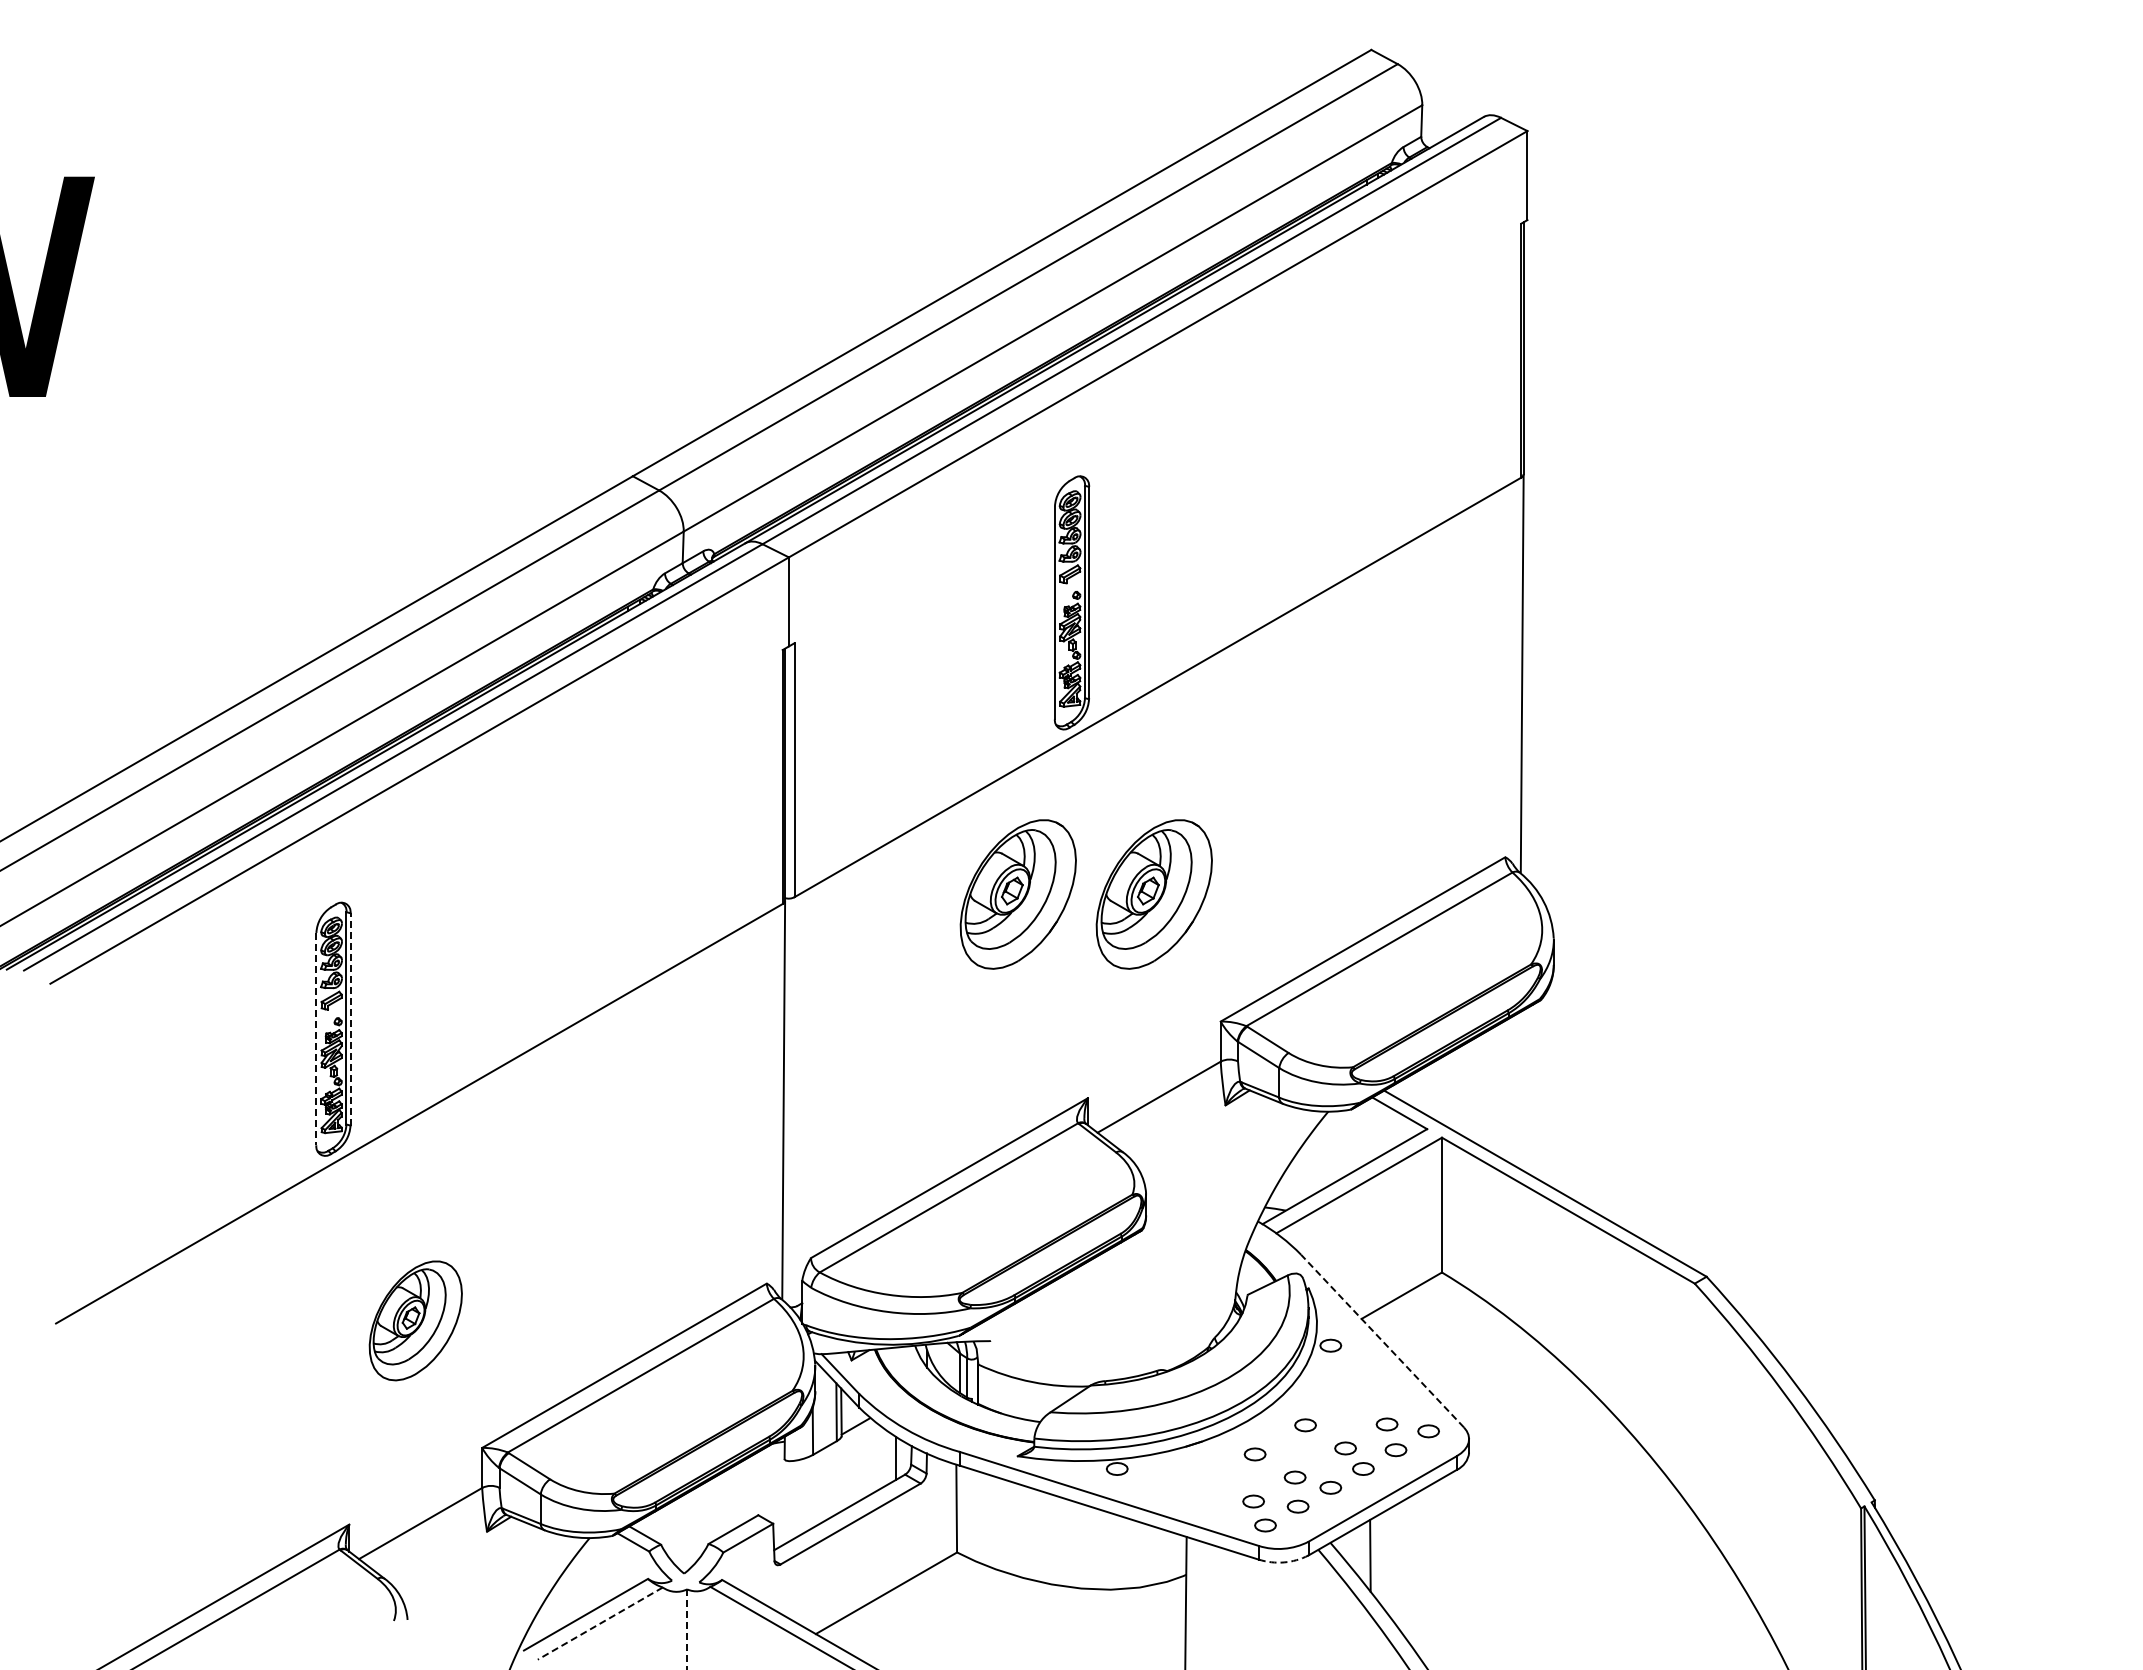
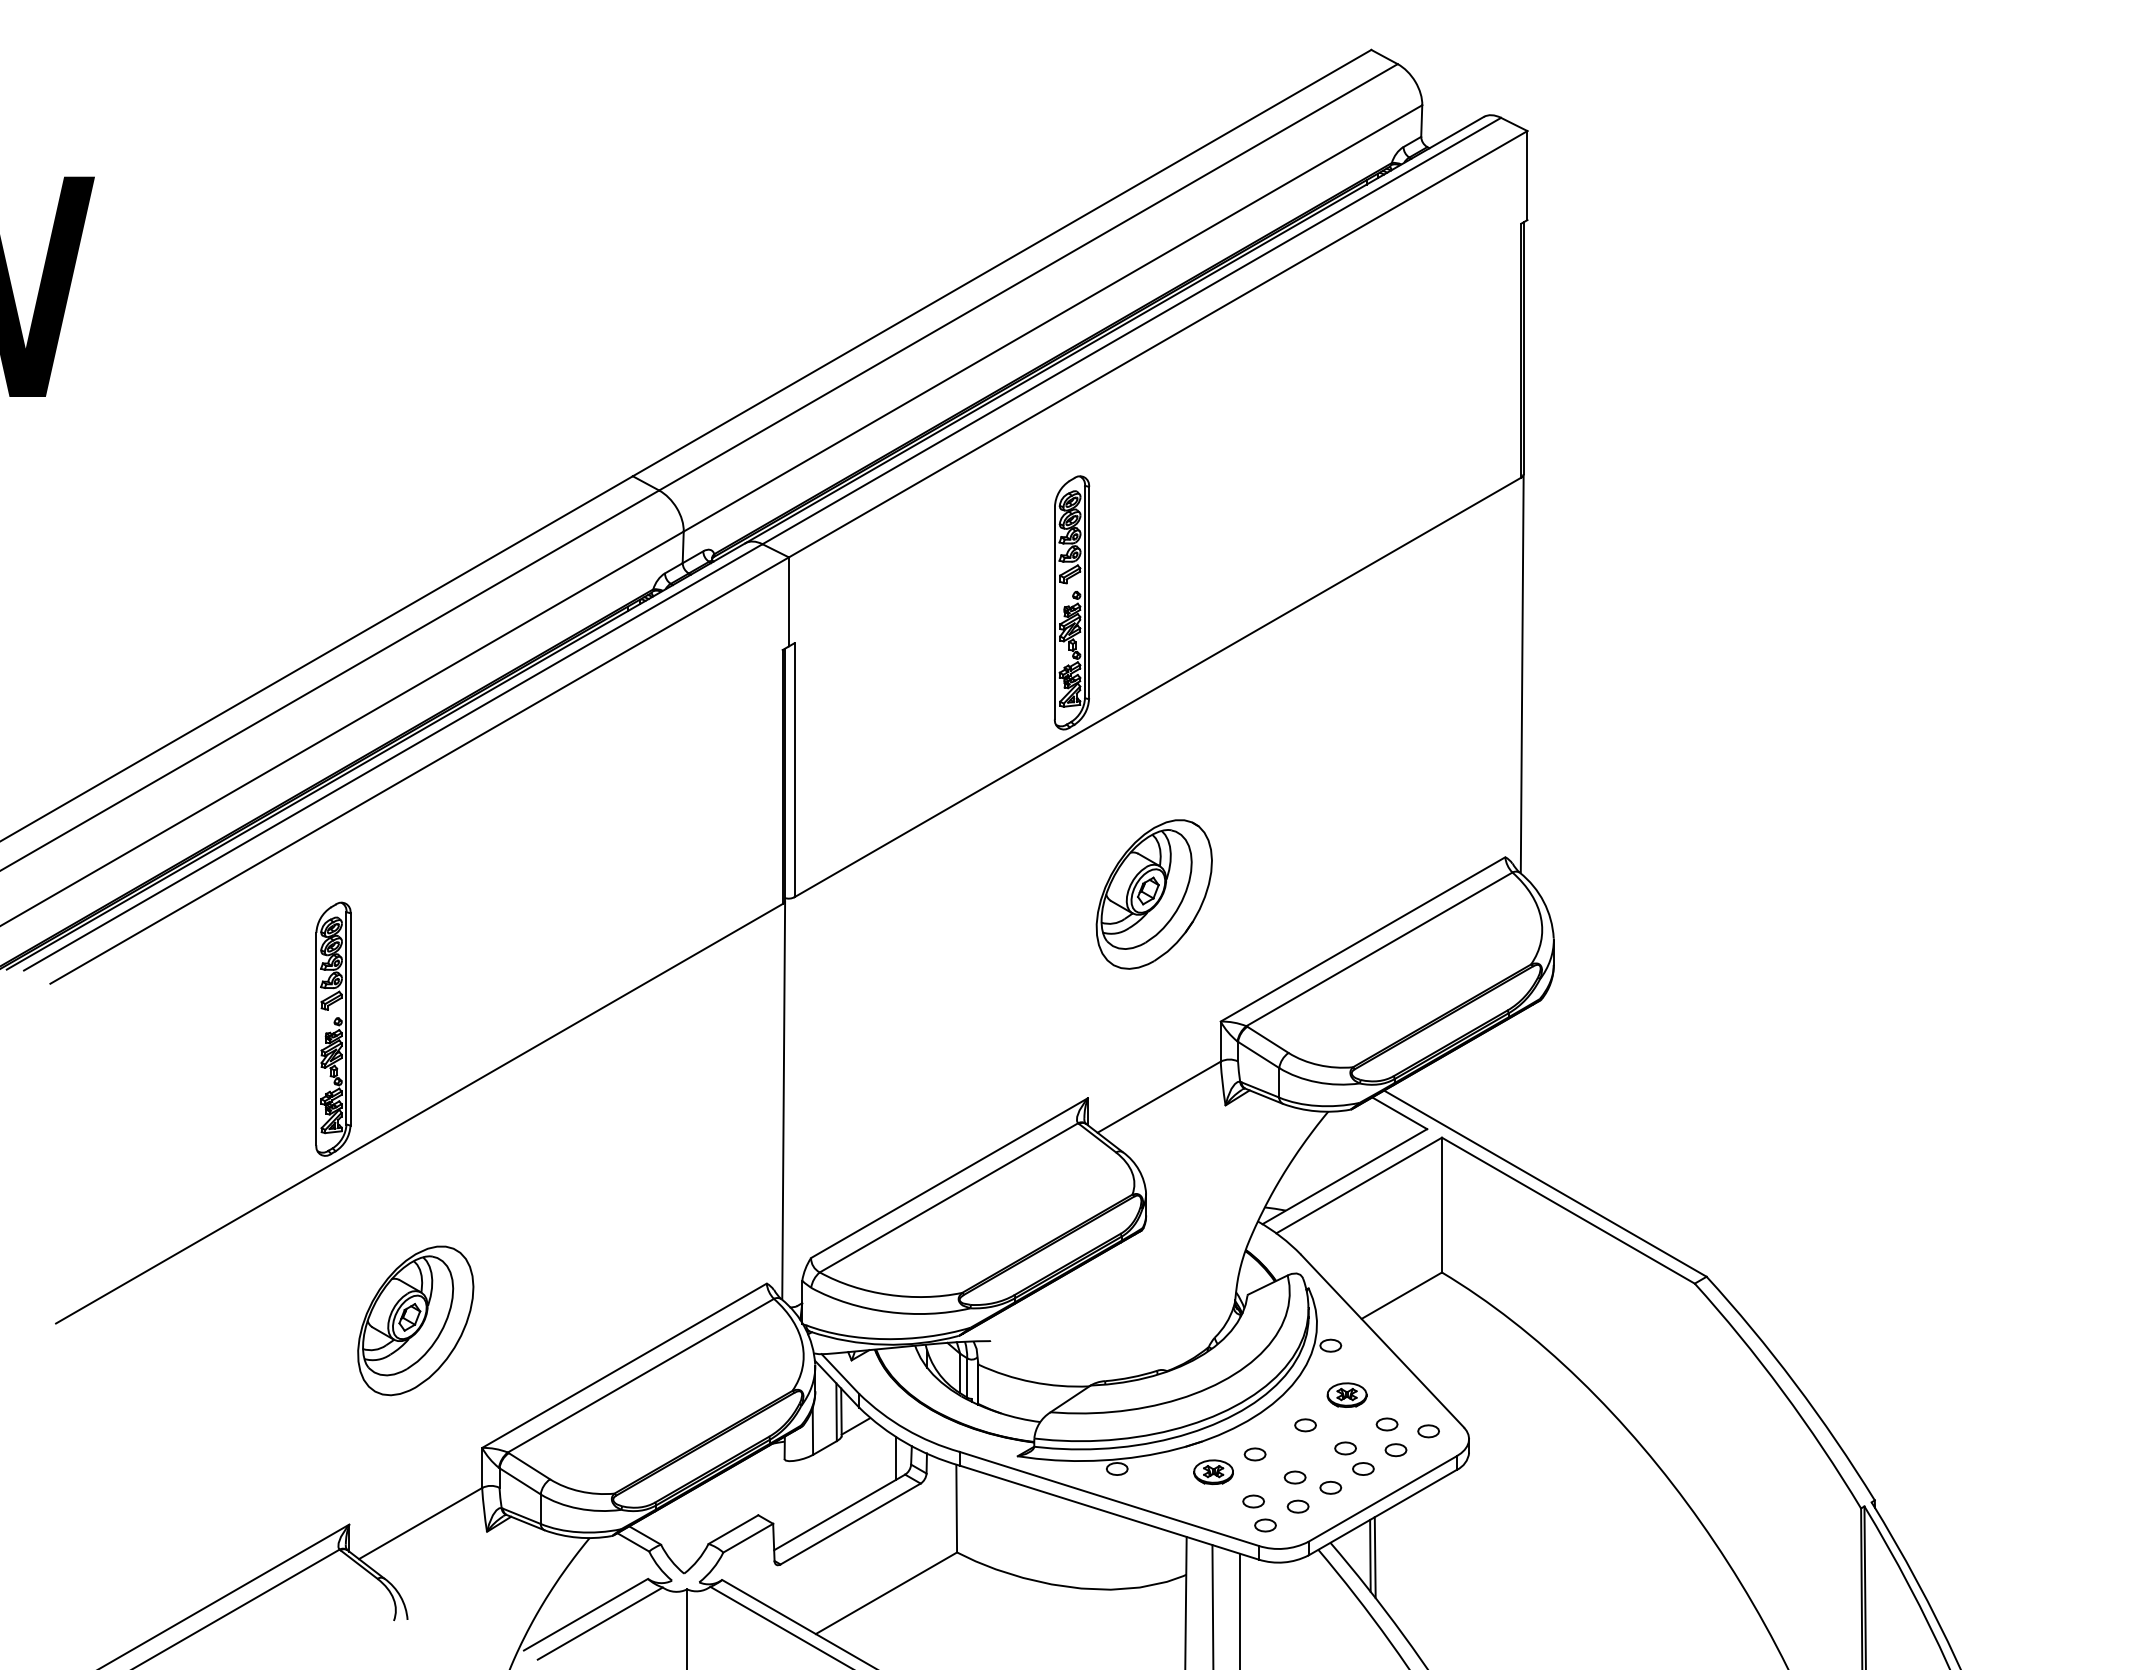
part: present -> none (1017, 894)
line: dashed -> solid (350, 1018)
line: dashed -> solid (316, 1039)
part size: 95x122 px -> 118x152 px (415, 1320)
line: dashed -> solid (1382, 1341)
part: none -> present (1346, 1394)
part: none -> present (1213, 1472)
line: none -> present (1374, 1557)
arc: dashed -> solid (1284, 1562)
line: none -> present (1212, 1605)
line: none -> present (1240, 1609)
line: dashed -> solid (599, 1623)
line: dashed -> solid (687, 1629)
